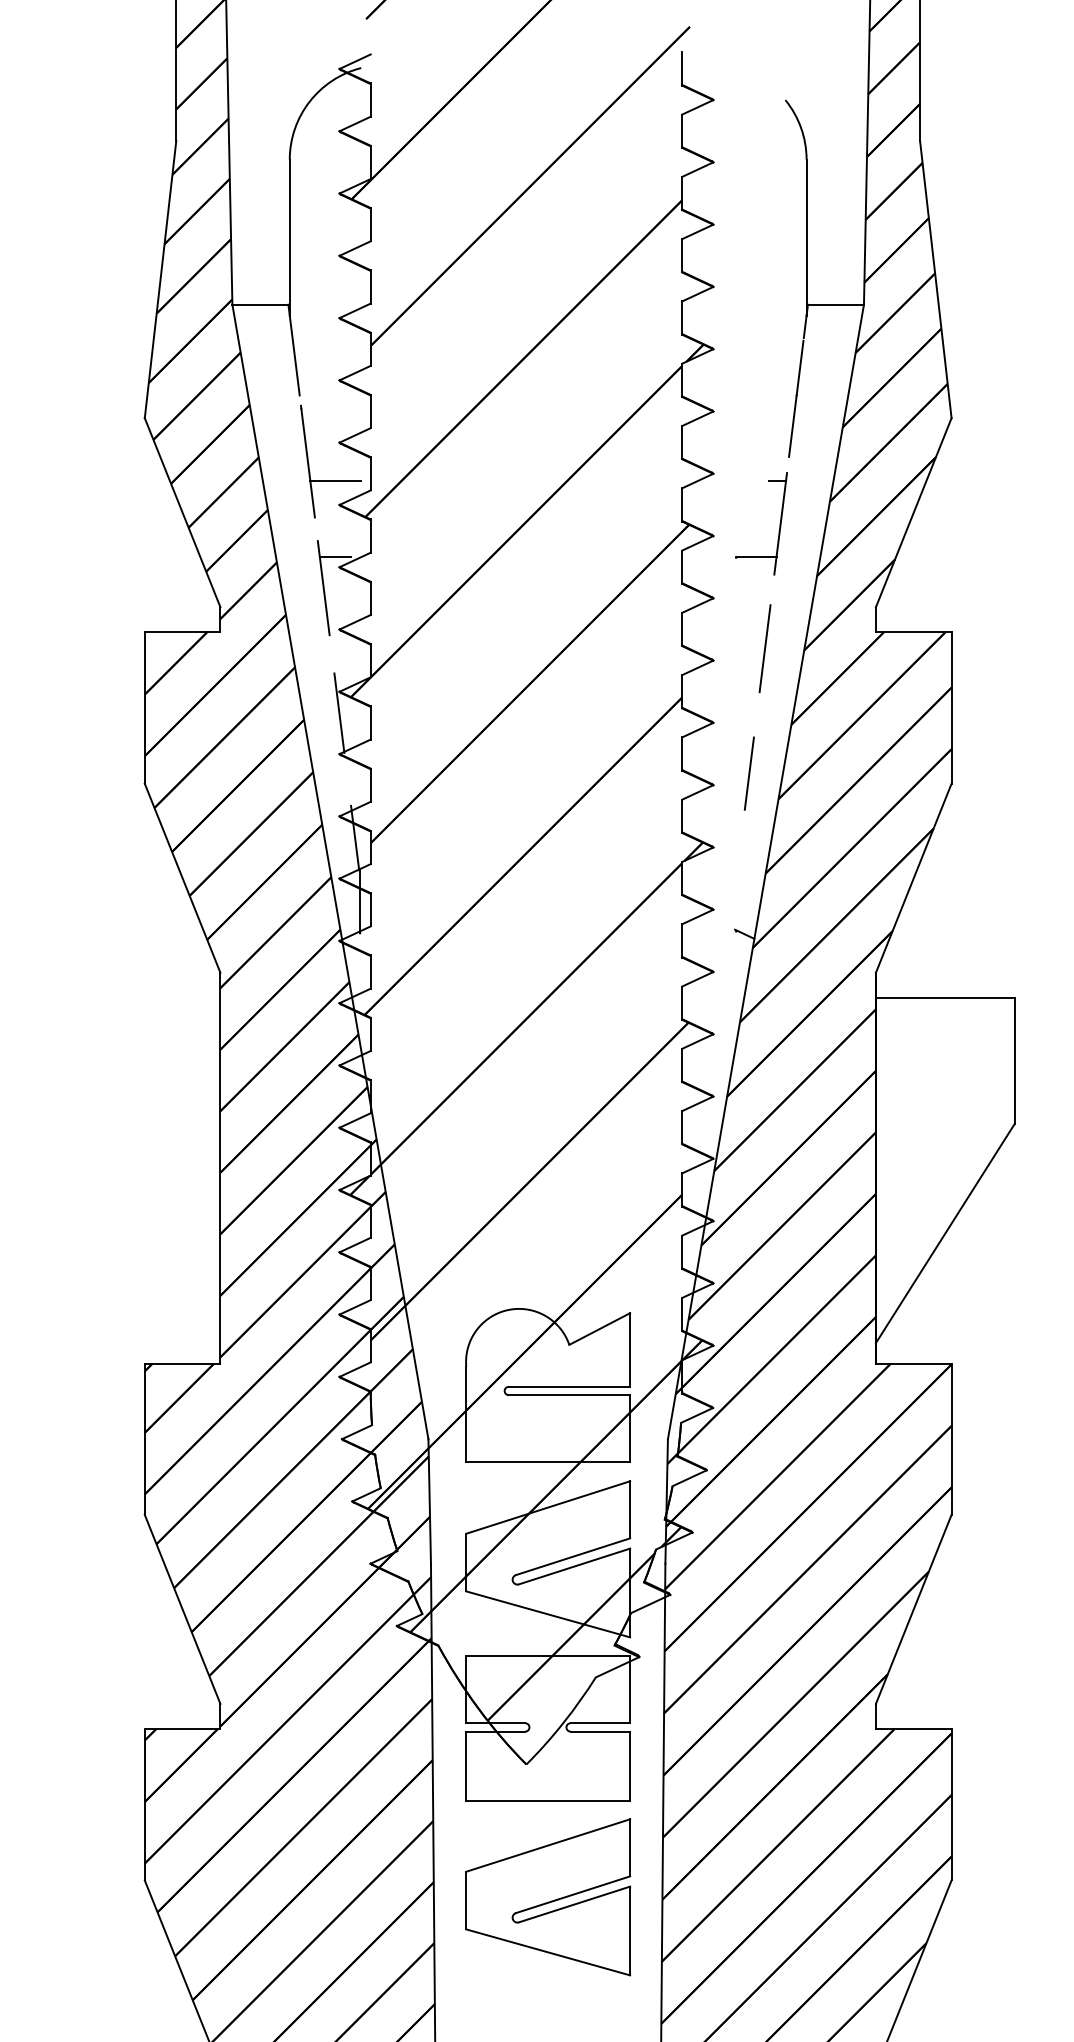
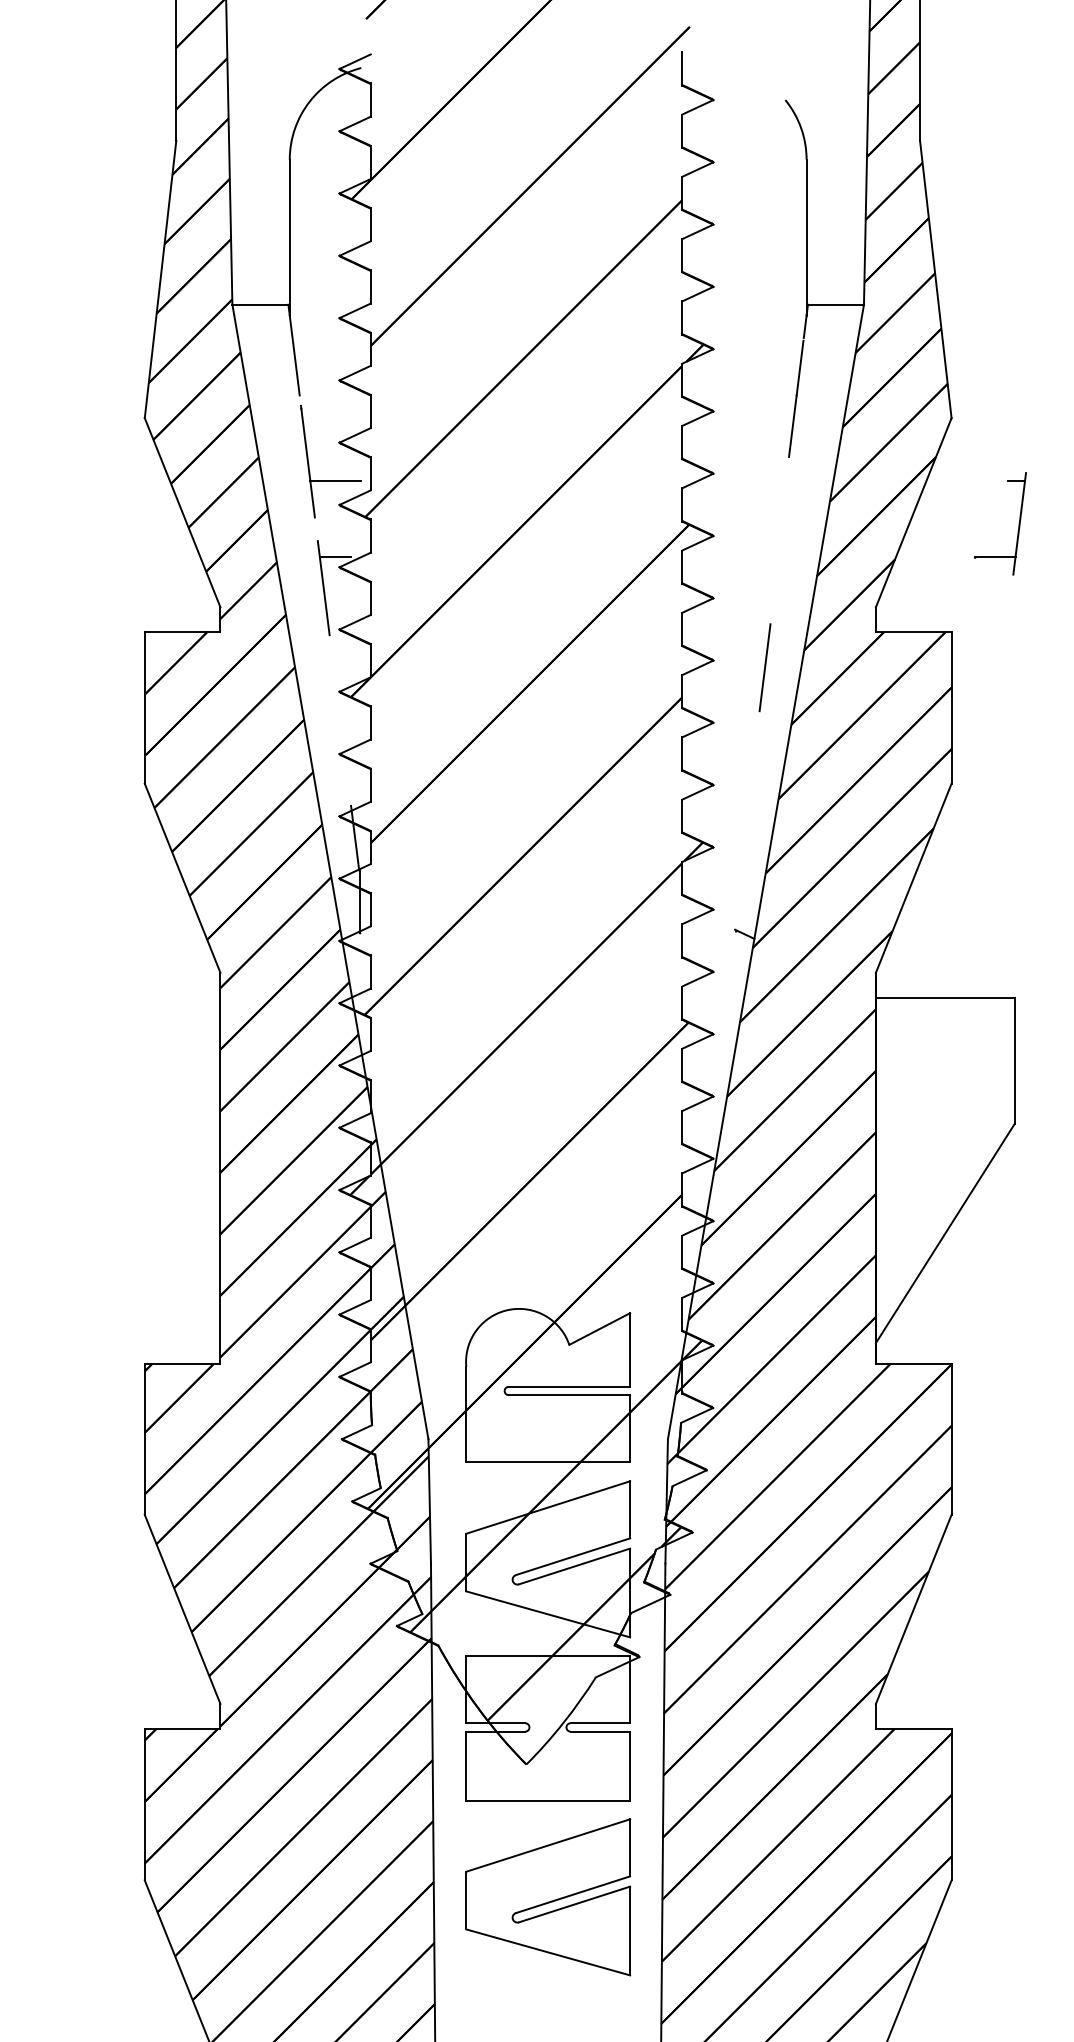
part position: (779, 523) -> (1018, 523) (1018, 523)
line position: (764, 648) -> (764, 667) (764, 667)
line: present -> none (339, 712)
line: present -> none (748, 773)
